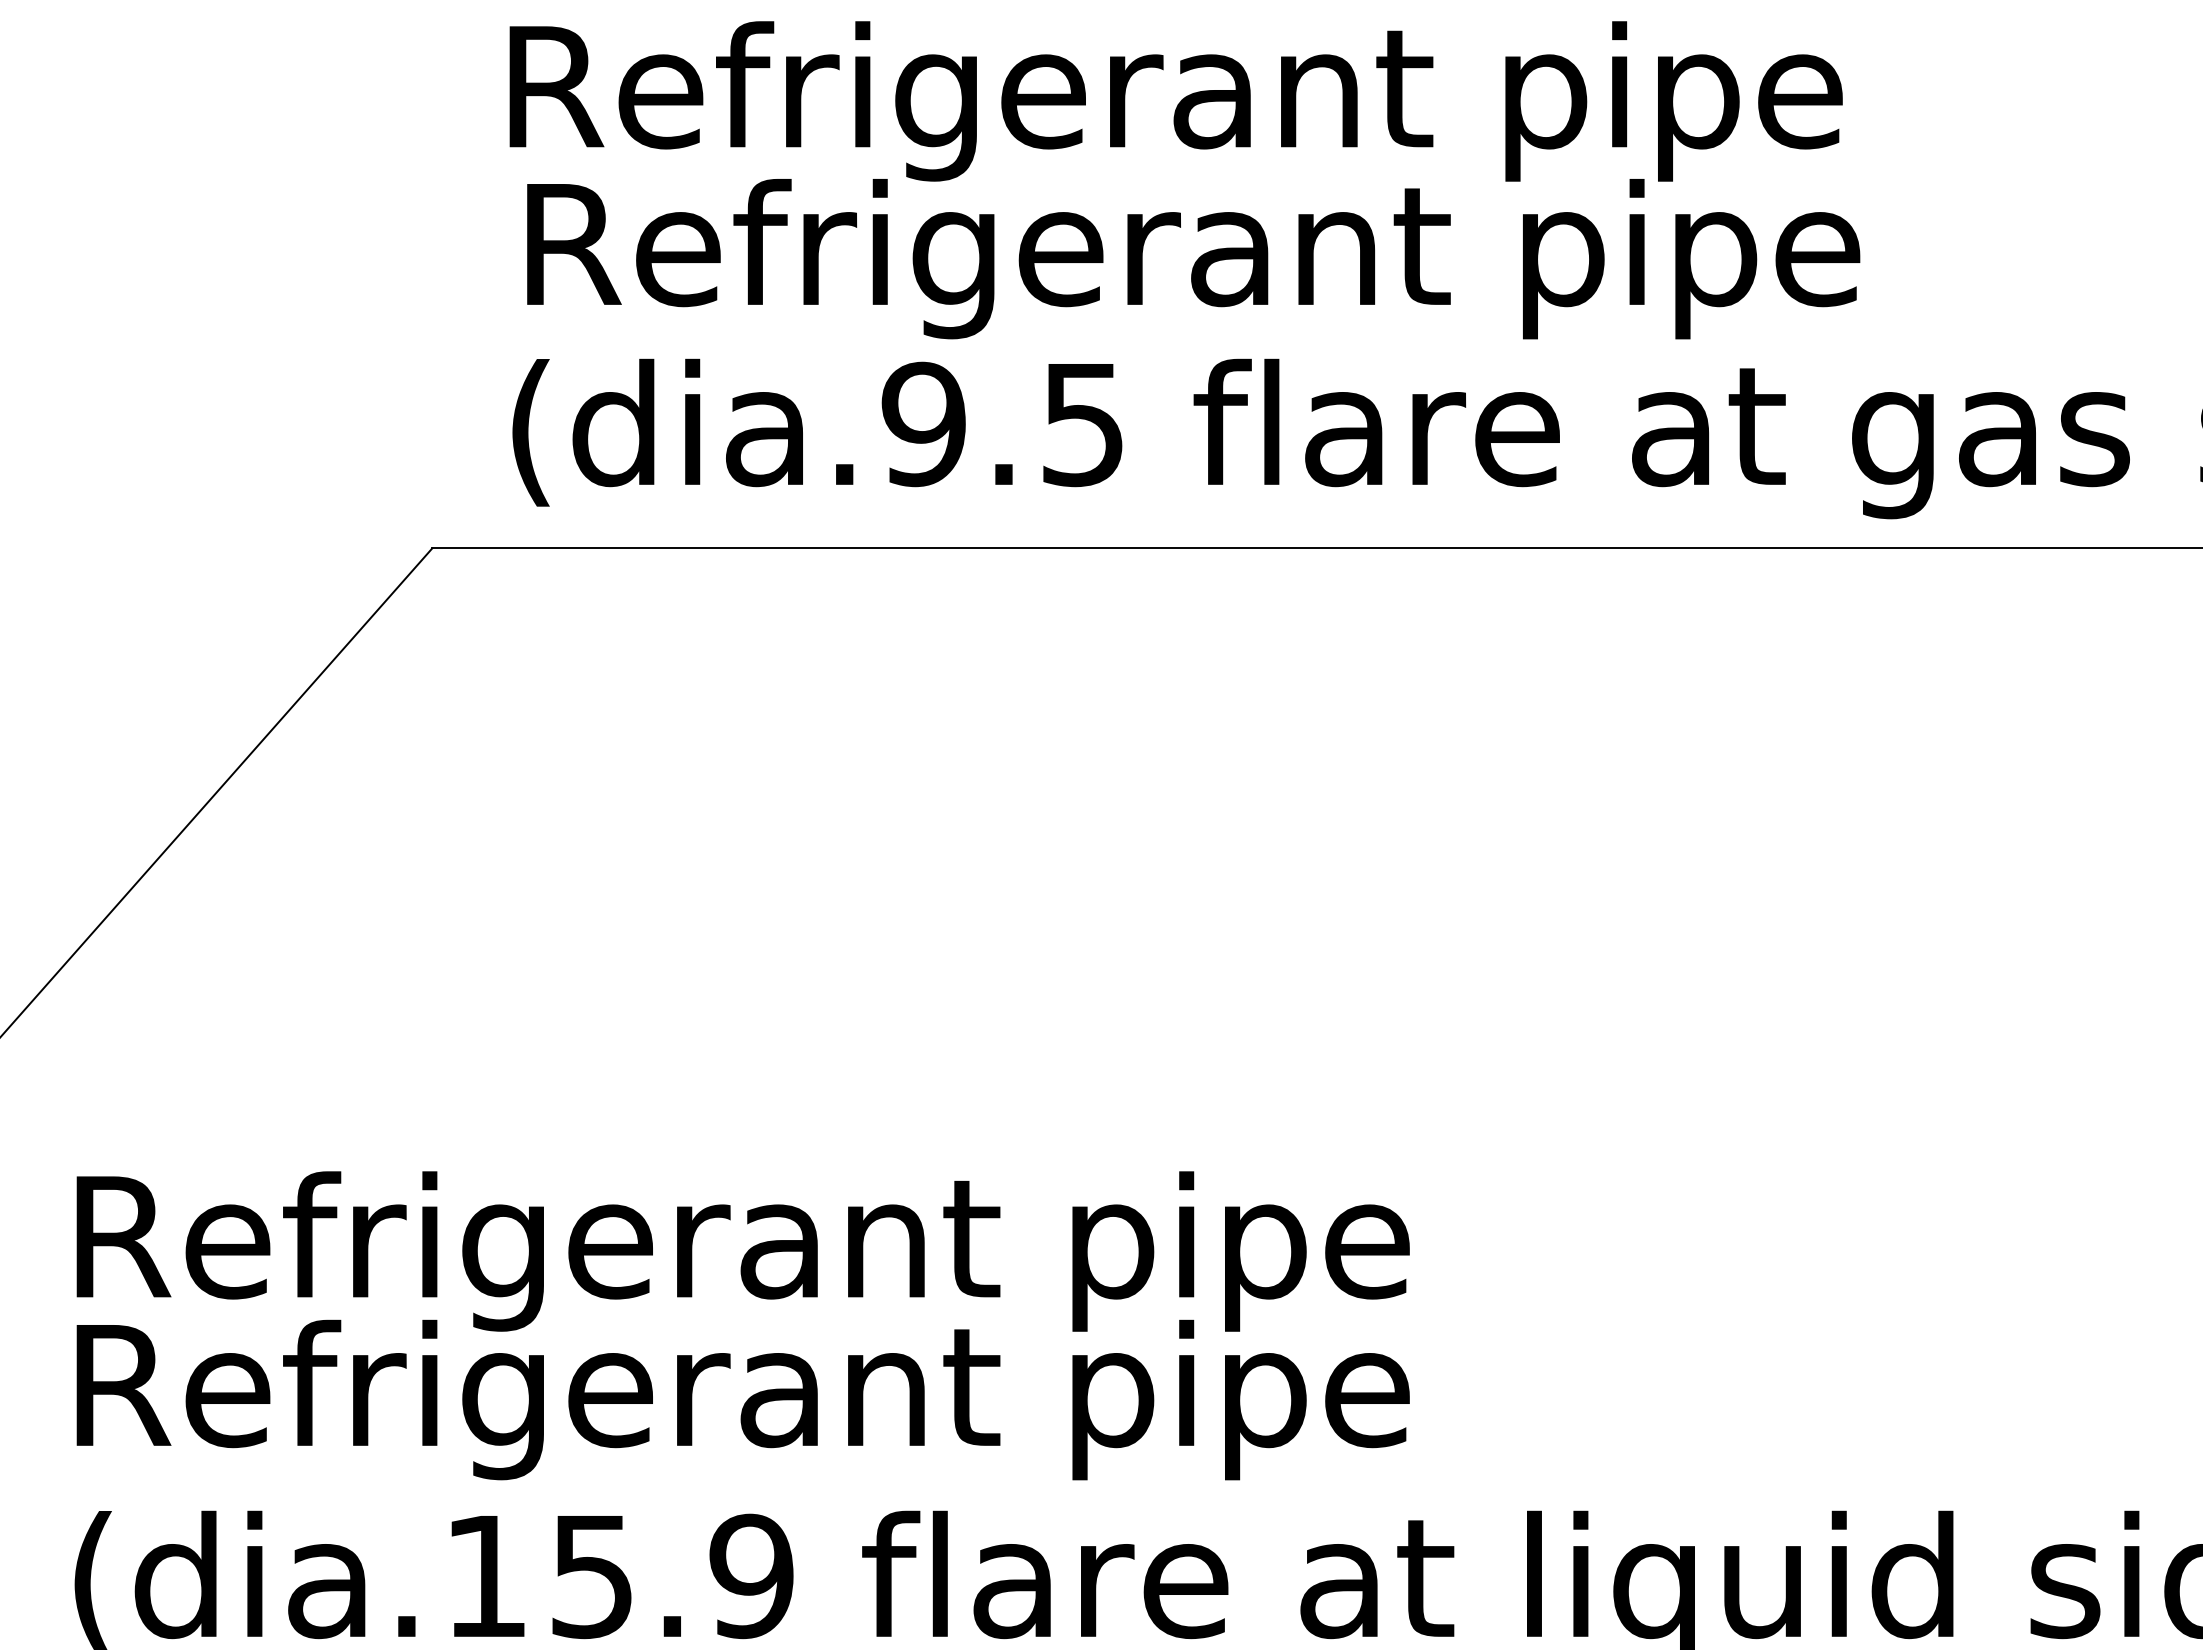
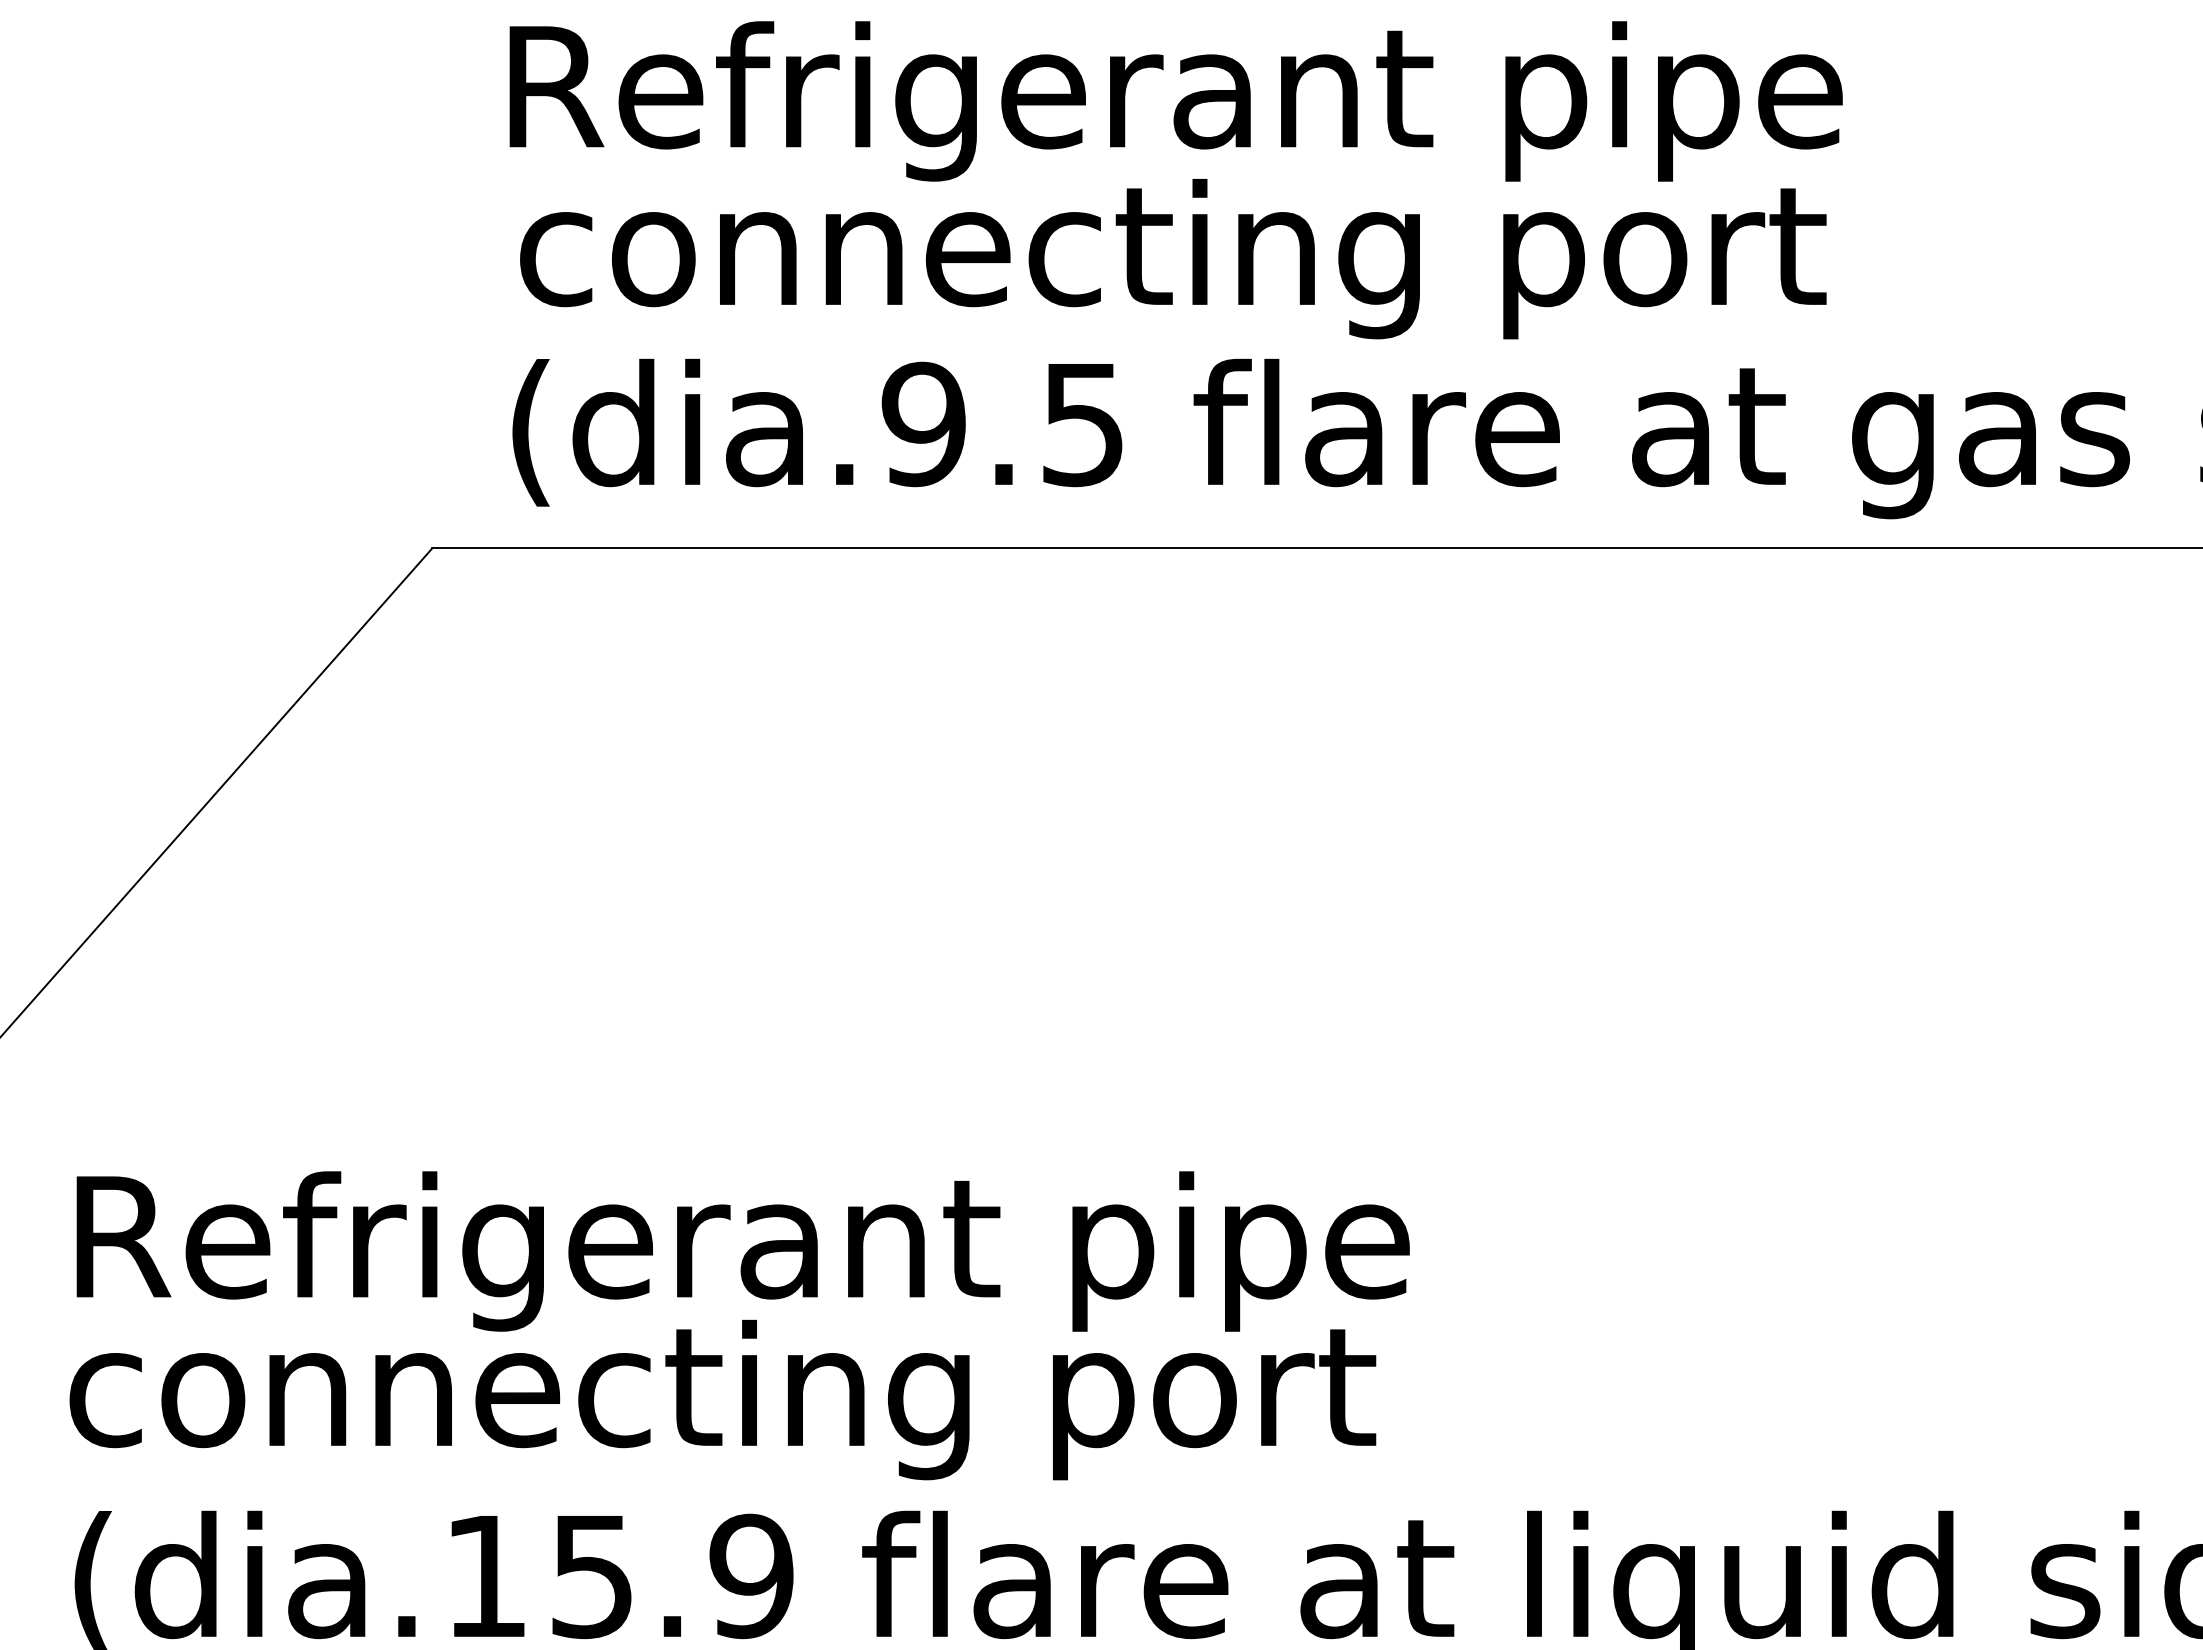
text: Refrigerant pipe -> connecting port (1190, 259)
text: Refrigerant pipe -> connecting port (739, 1399)
